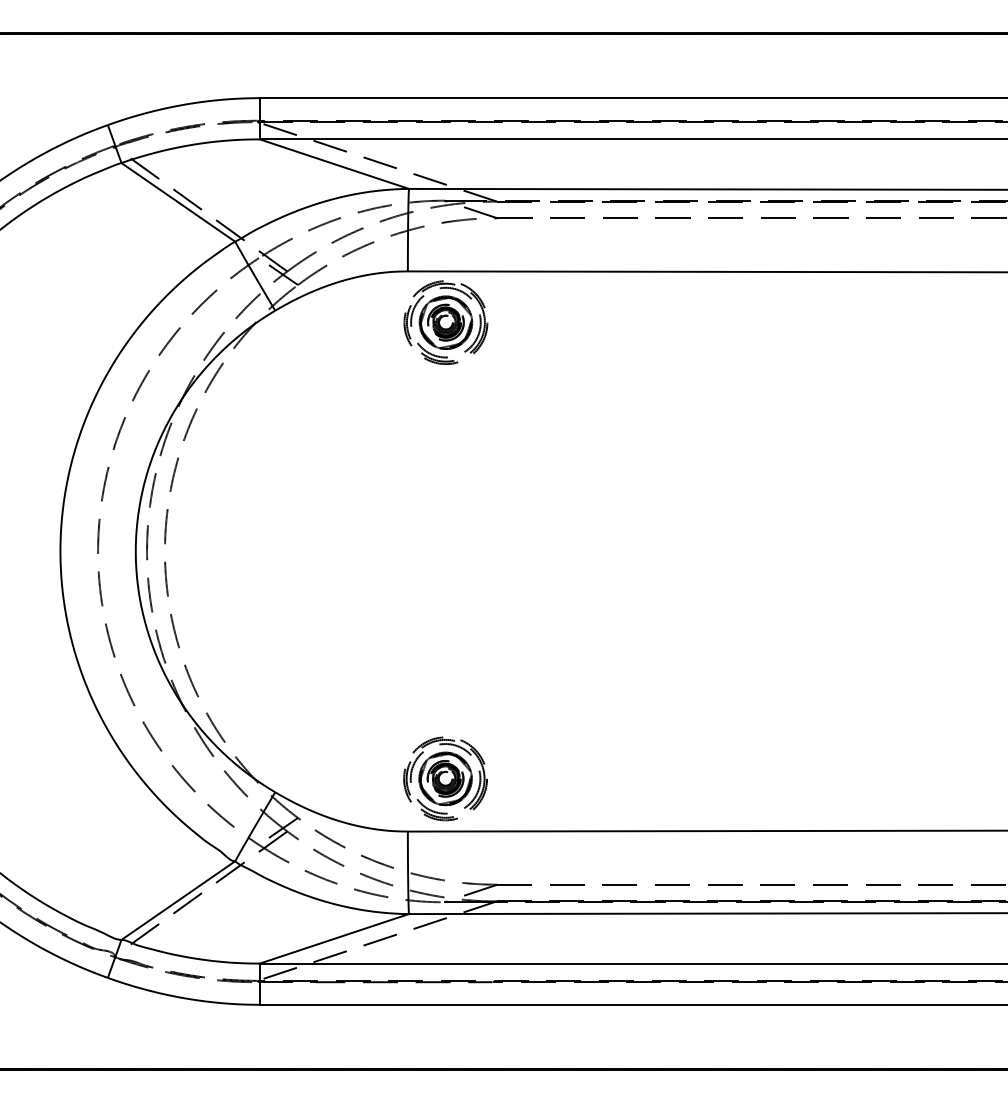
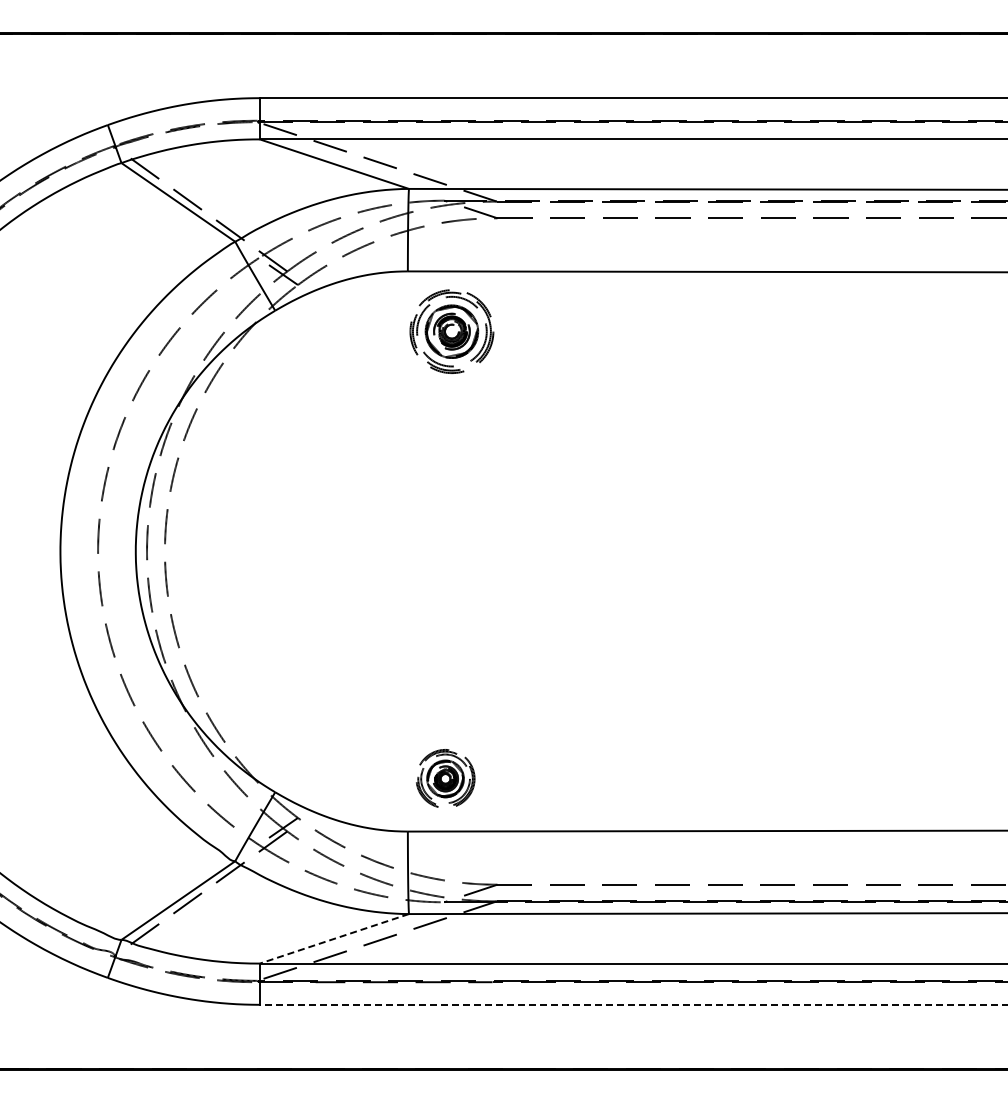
part position: (445, 322) -> (451, 331) (451, 331)
part size: 85x86 px -> 60x59 px (445, 778)
line: solid -> dashed (334, 938)
line: solid -> dashed (633, 1004)
